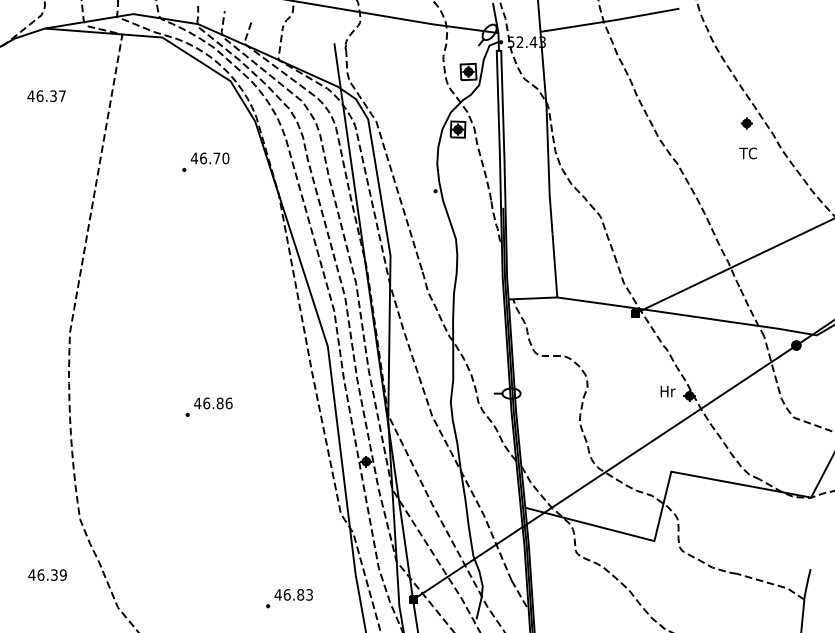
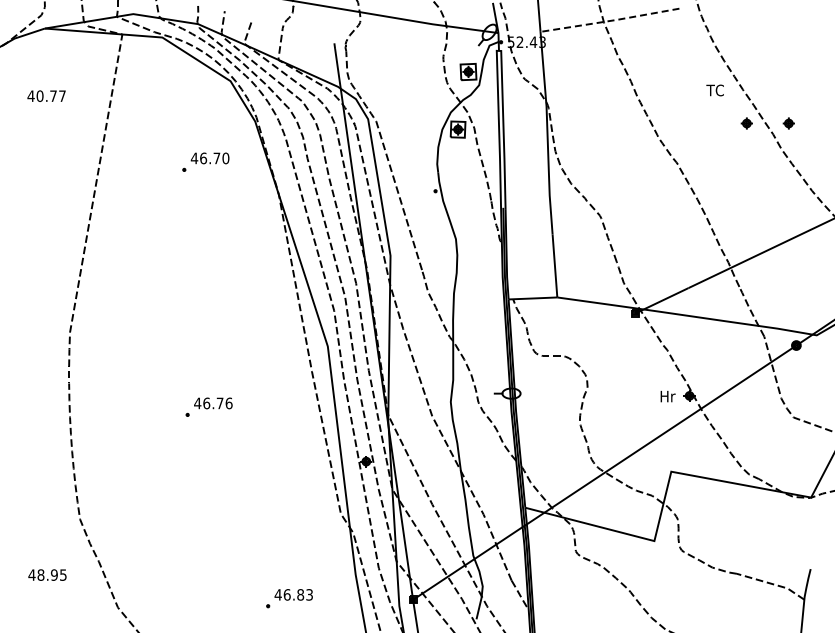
line: solid -> dashed (610, 20)
text: 46.37 -> 40.77 (46, 96)
part: none -> present (788, 123)
text position: (747, 153) -> (714, 90) (714, 90)
text position: (667, 391) -> (667, 396) (667, 396)
text: 46.86 -> 46.76 (219, 403)
text: 46.39 -> 48.95 (51, 574)
